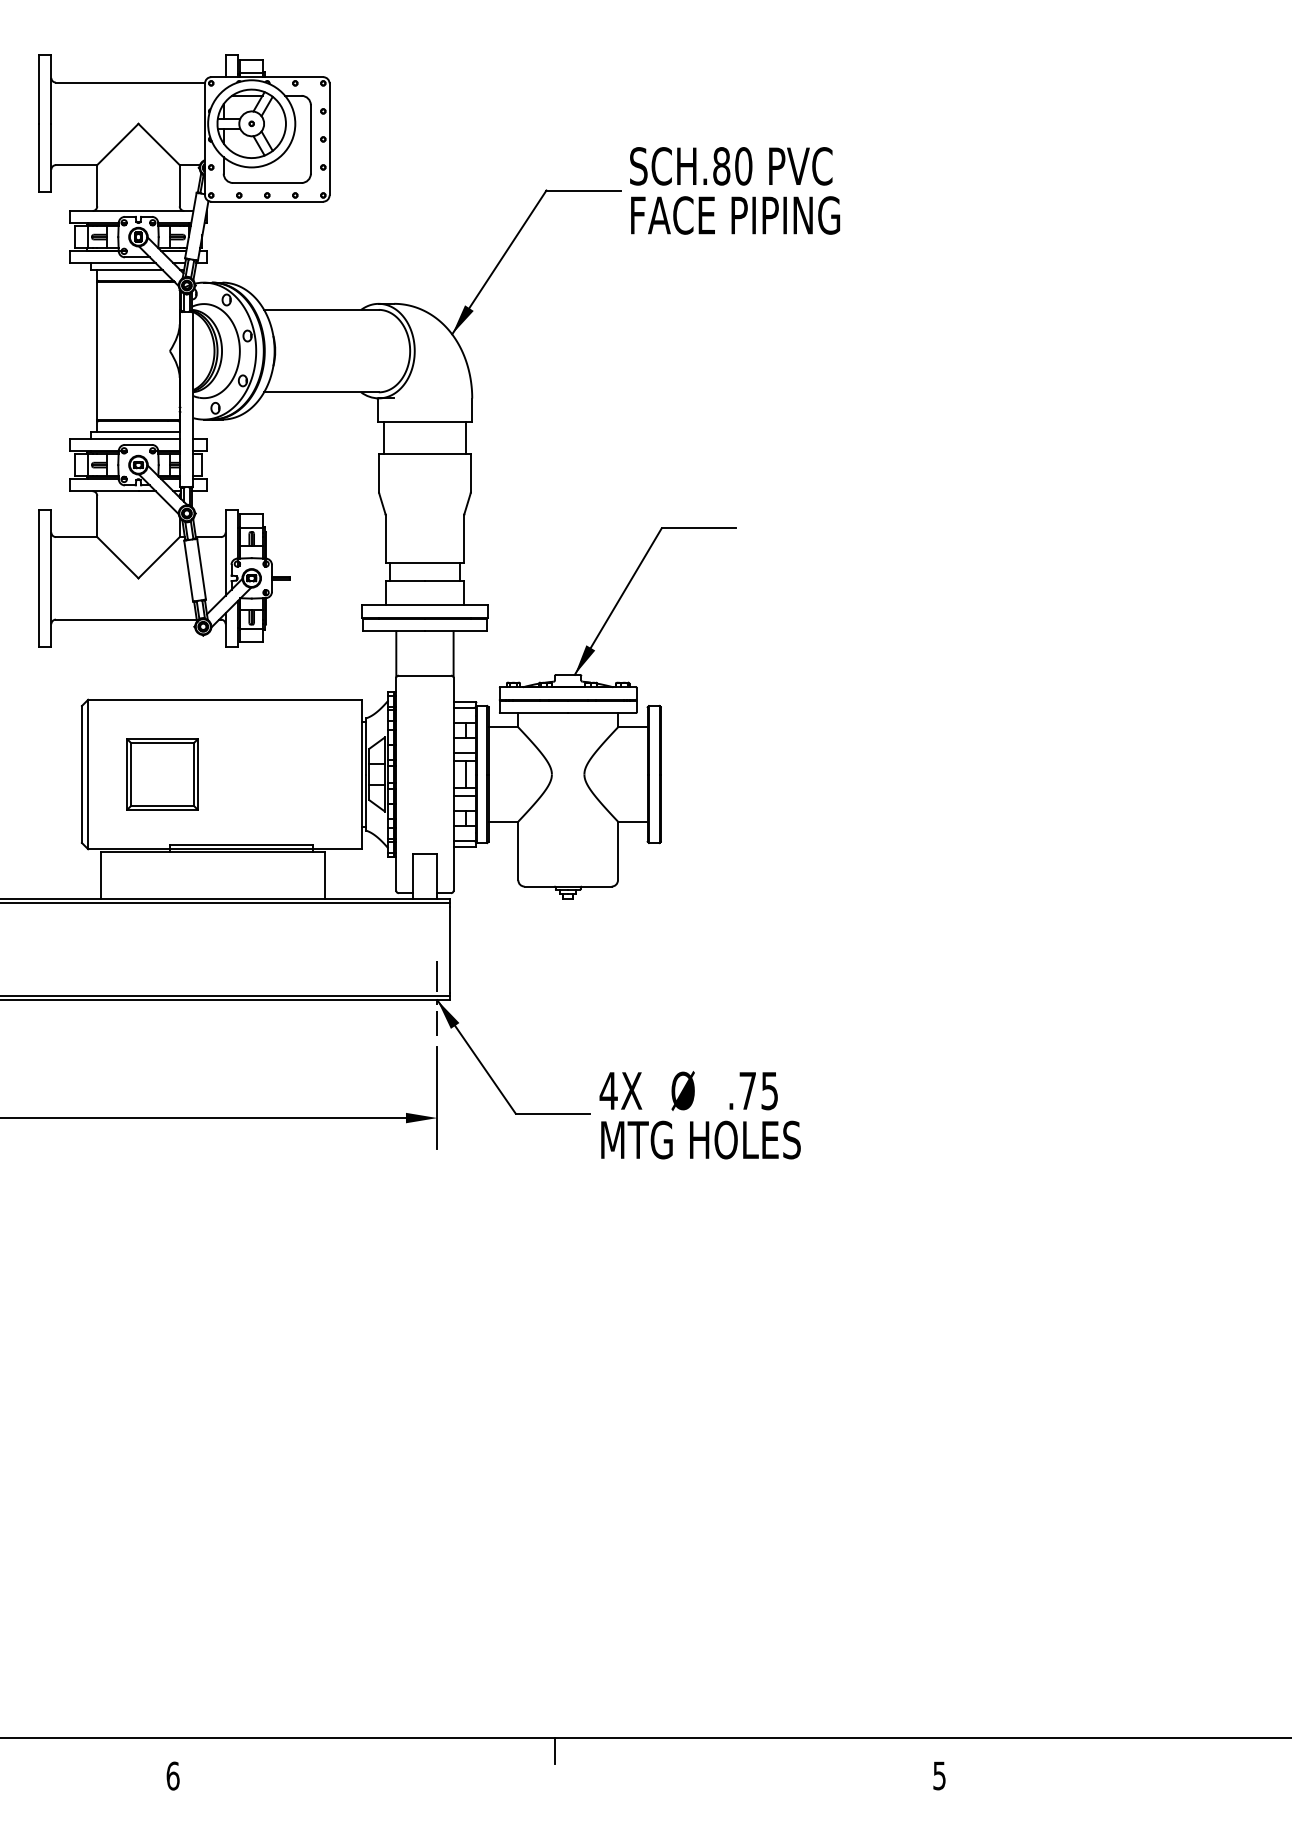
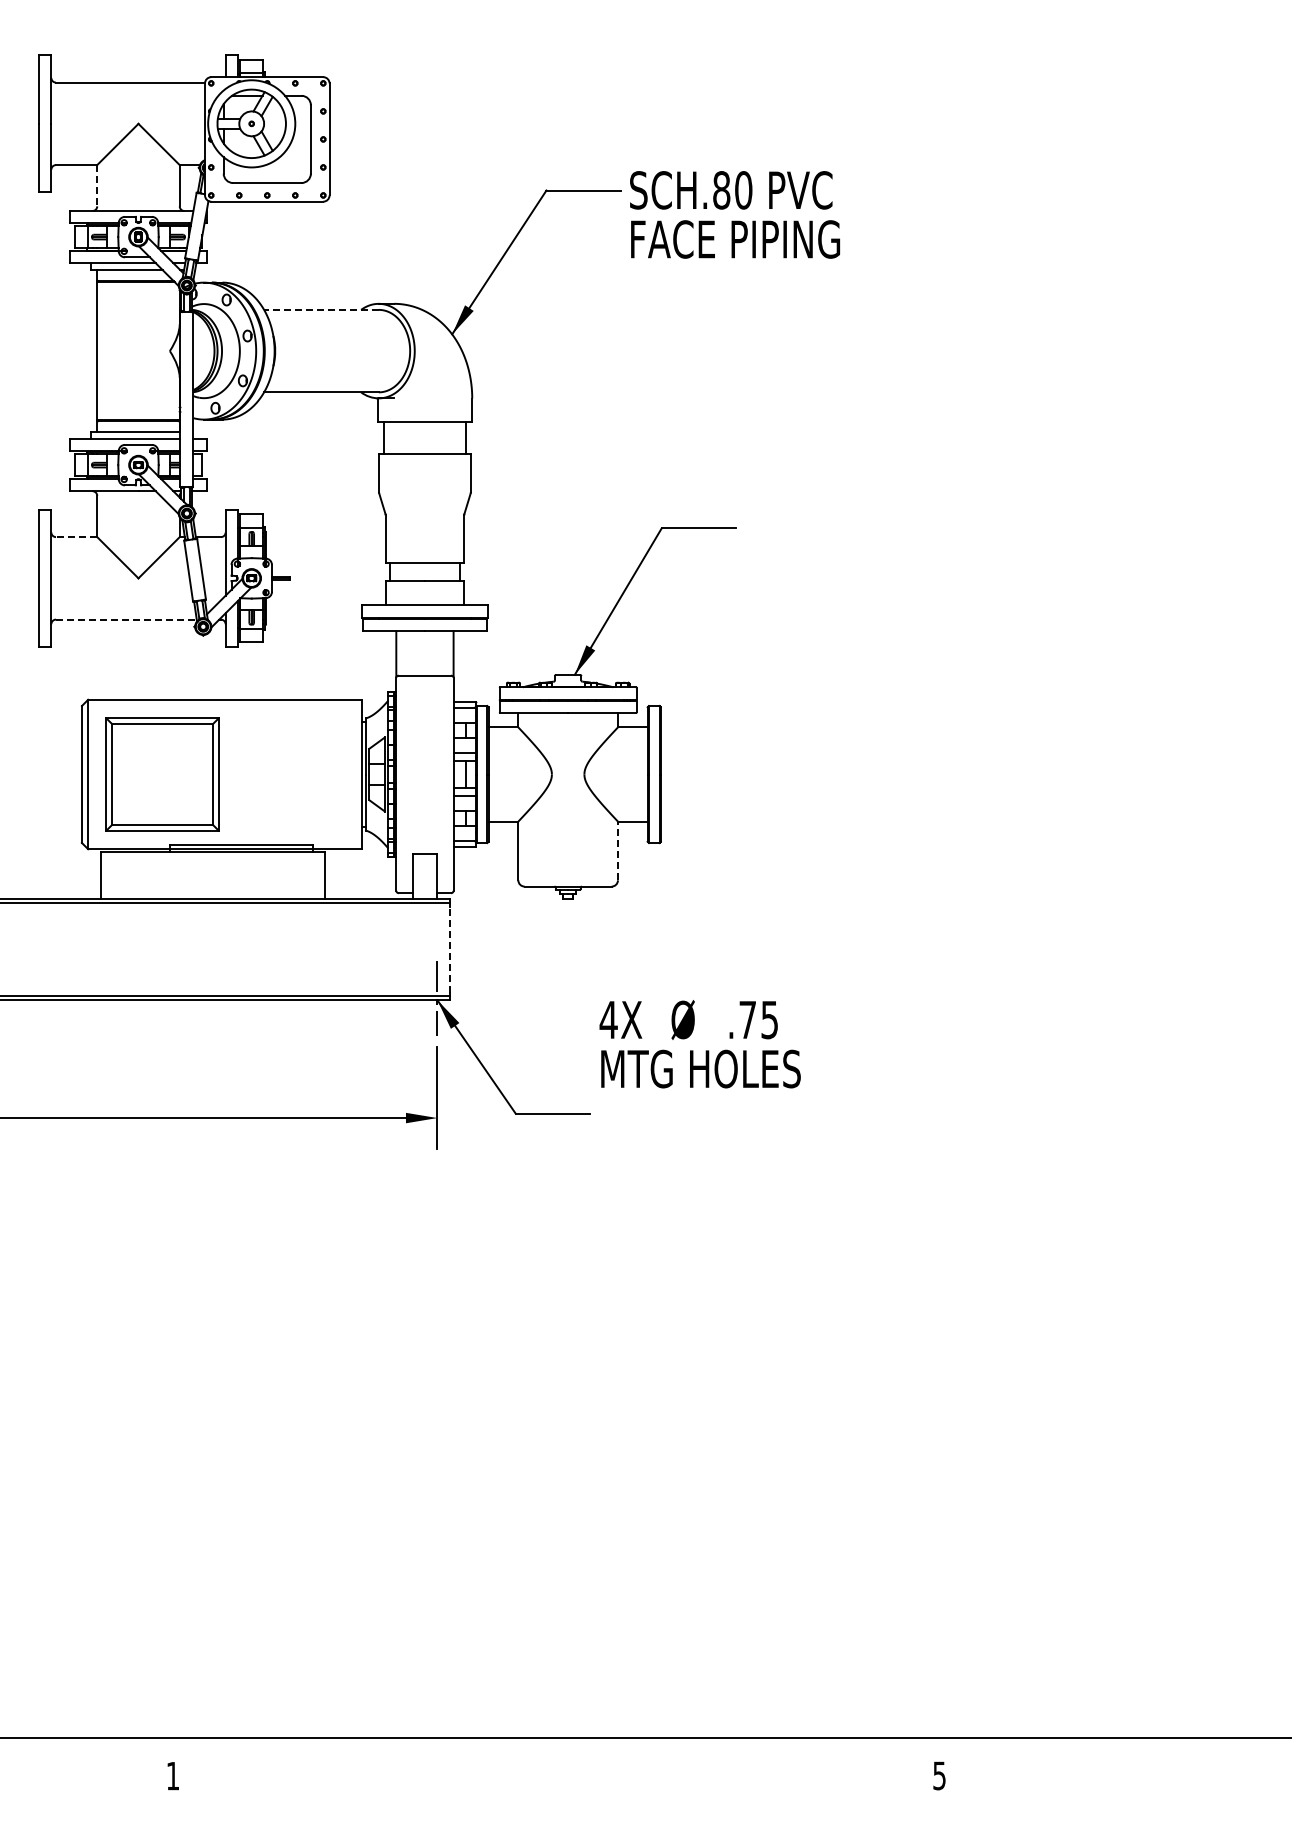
line: solid -> dashed (97, 185)
text position: (735, 190) -> (735, 214) (735, 214)
line: solid -> dashed (320, 309)
line: solid -> dashed (76, 537)
line: solid -> dashed (126, 619)
part size: 73x73 px -> 115x115 px (162, 774)
line: solid -> dashed (617, 850)
line: solid -> dashed (449, 949)
text position: (699, 1115) -> (699, 1044) (699, 1044)
line: present -> none (554, 1750)
text: 6 -> 1 (172, 1775)
